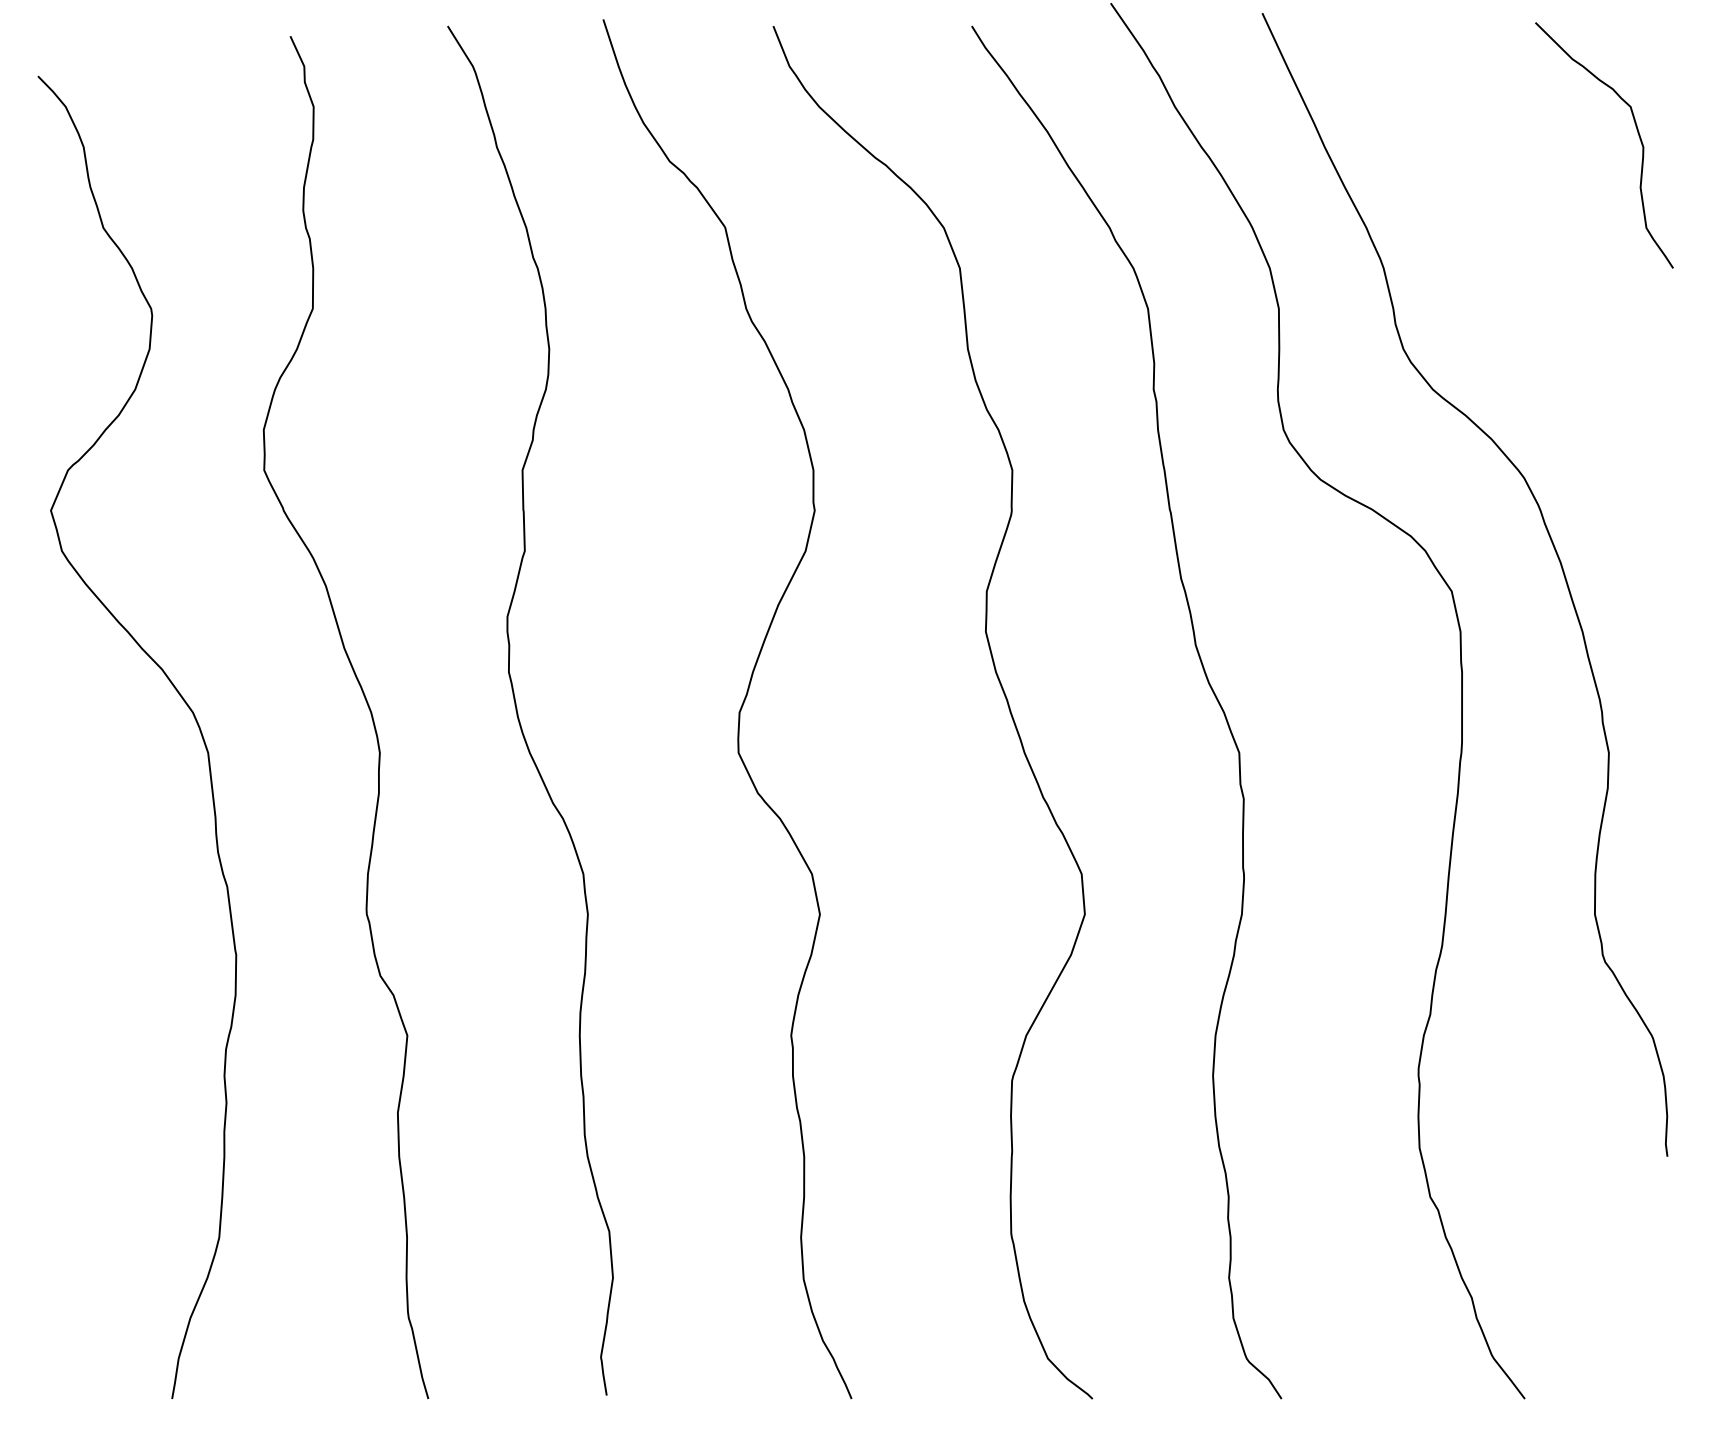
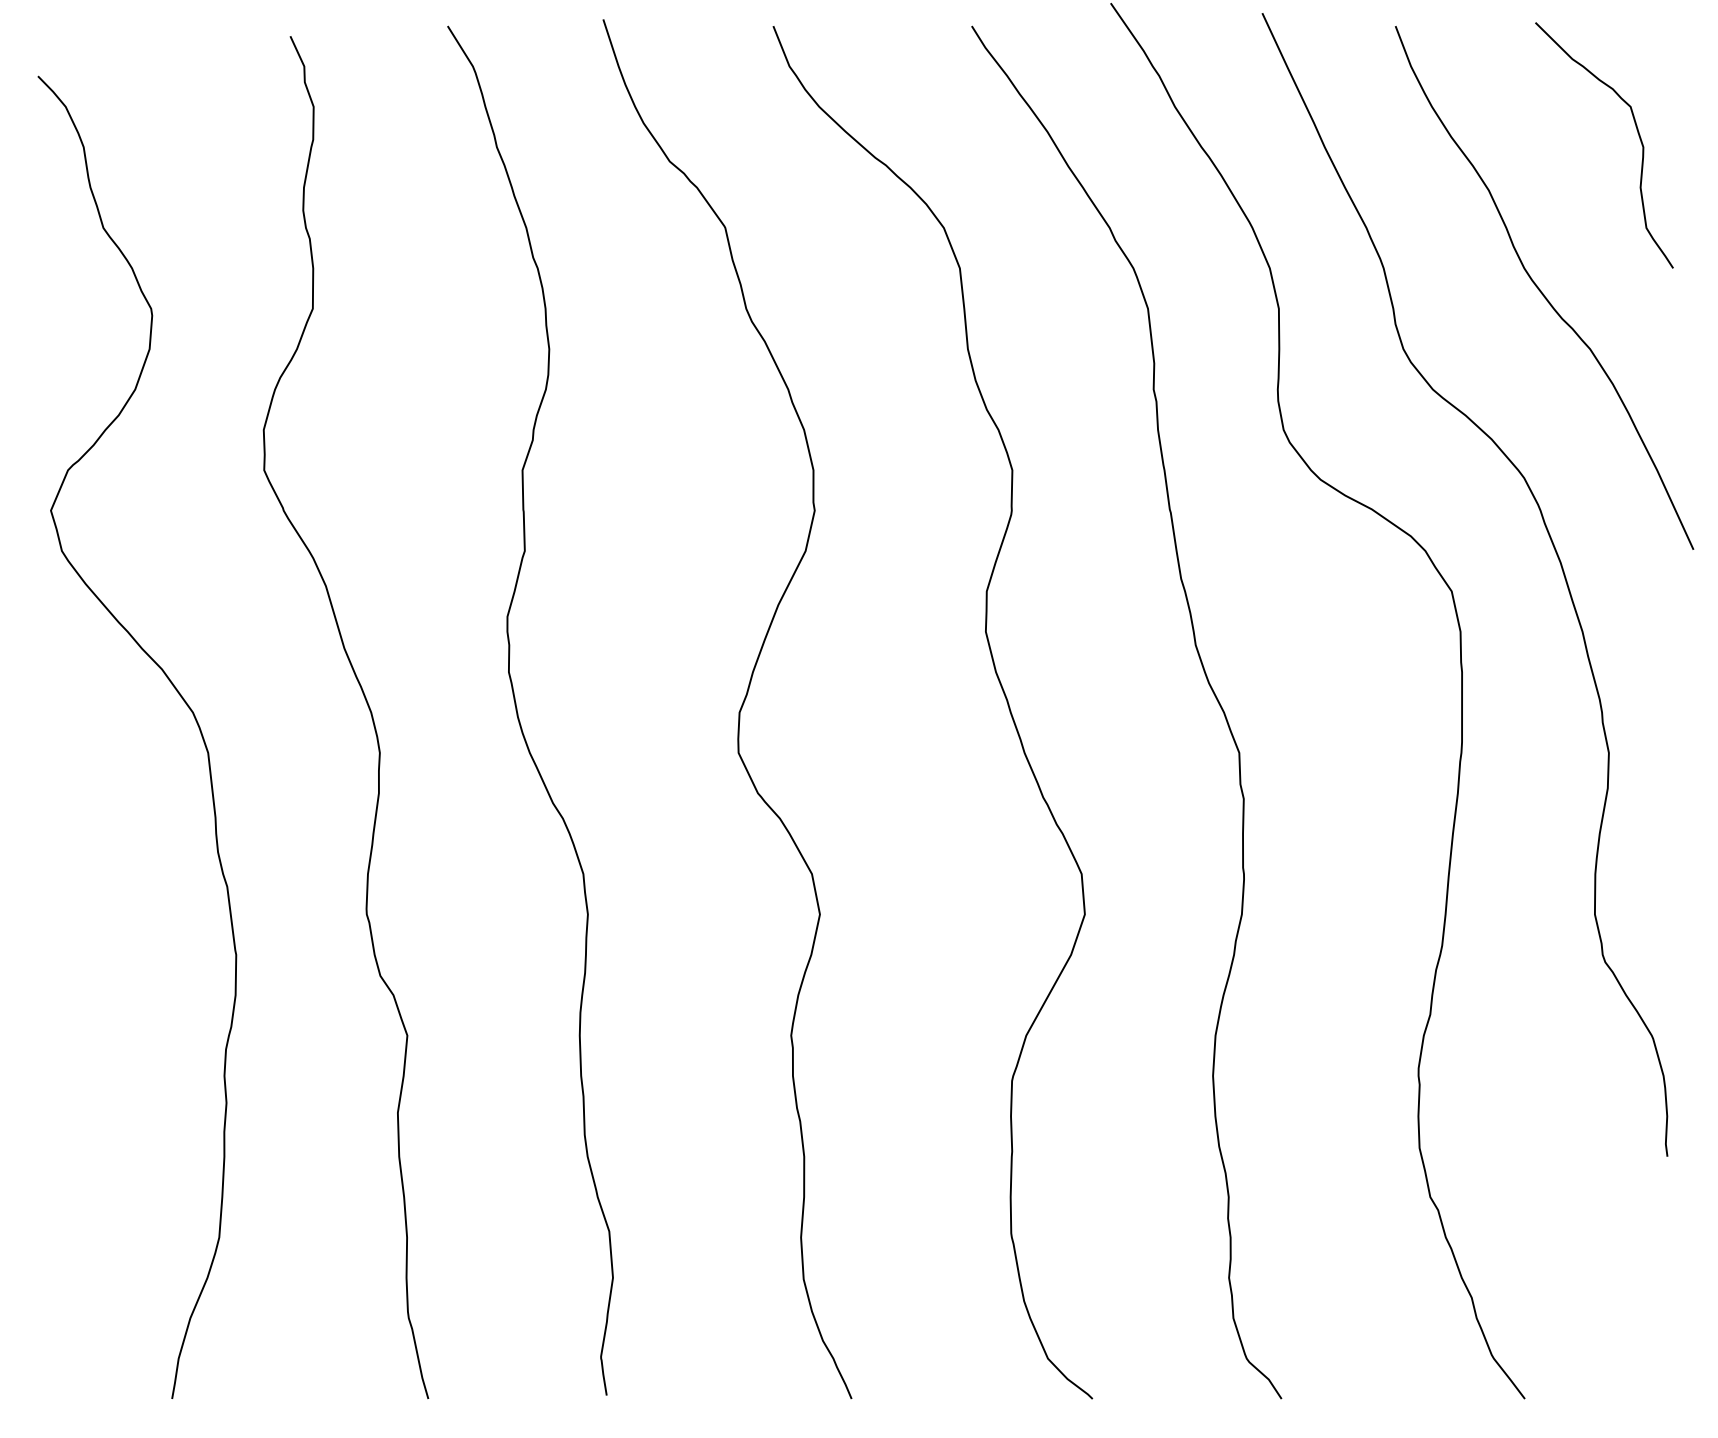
curve: none -> present (1541, 290)
